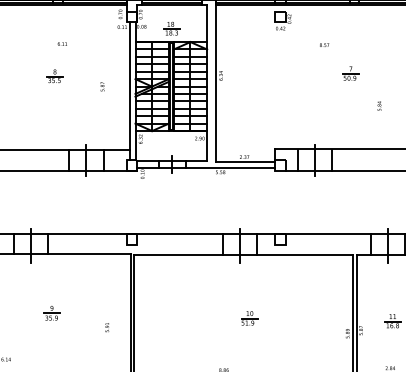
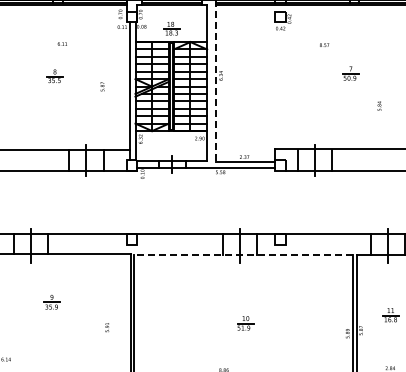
line: solid -> dashed (216, 80)
line: solid -> dashed (243, 254)
part position: (51, 313) -> (51, 302) (51, 302)
part position: (249, 318) -> (245, 323) (245, 323)
part position: (392, 321) -> (390, 315) (390, 315)
